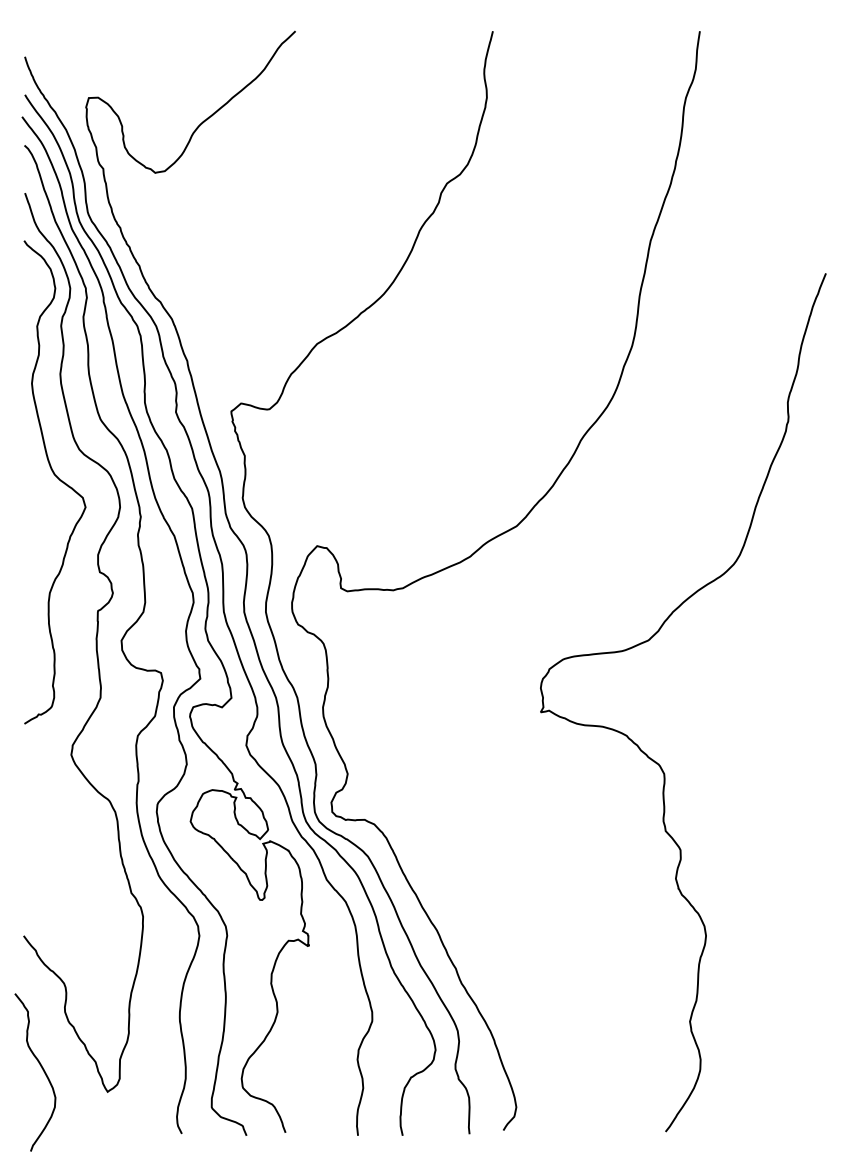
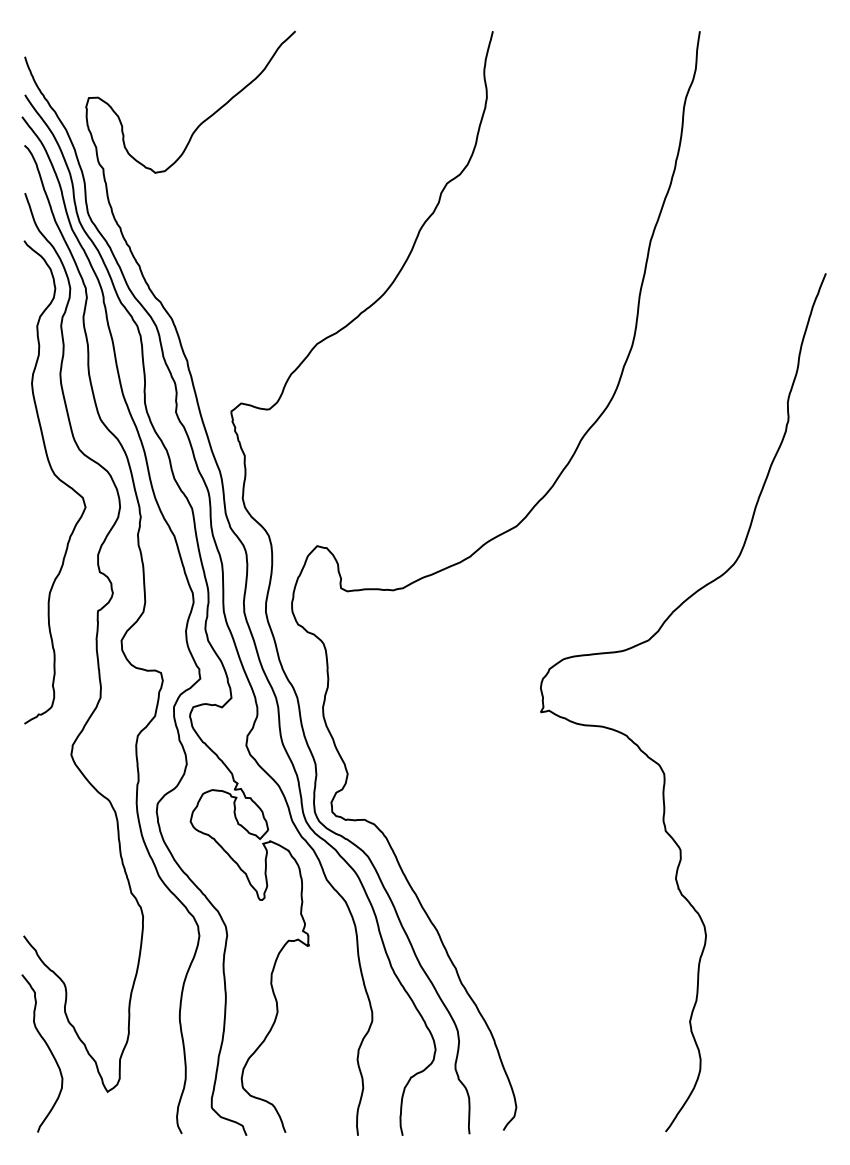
curve position: (41, 1068) -> (48, 1049) (48, 1049)
